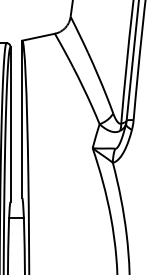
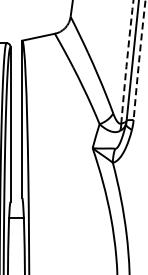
arc: solid -> dashed (139, 60)
arc: solid -> dashed (126, 62)
